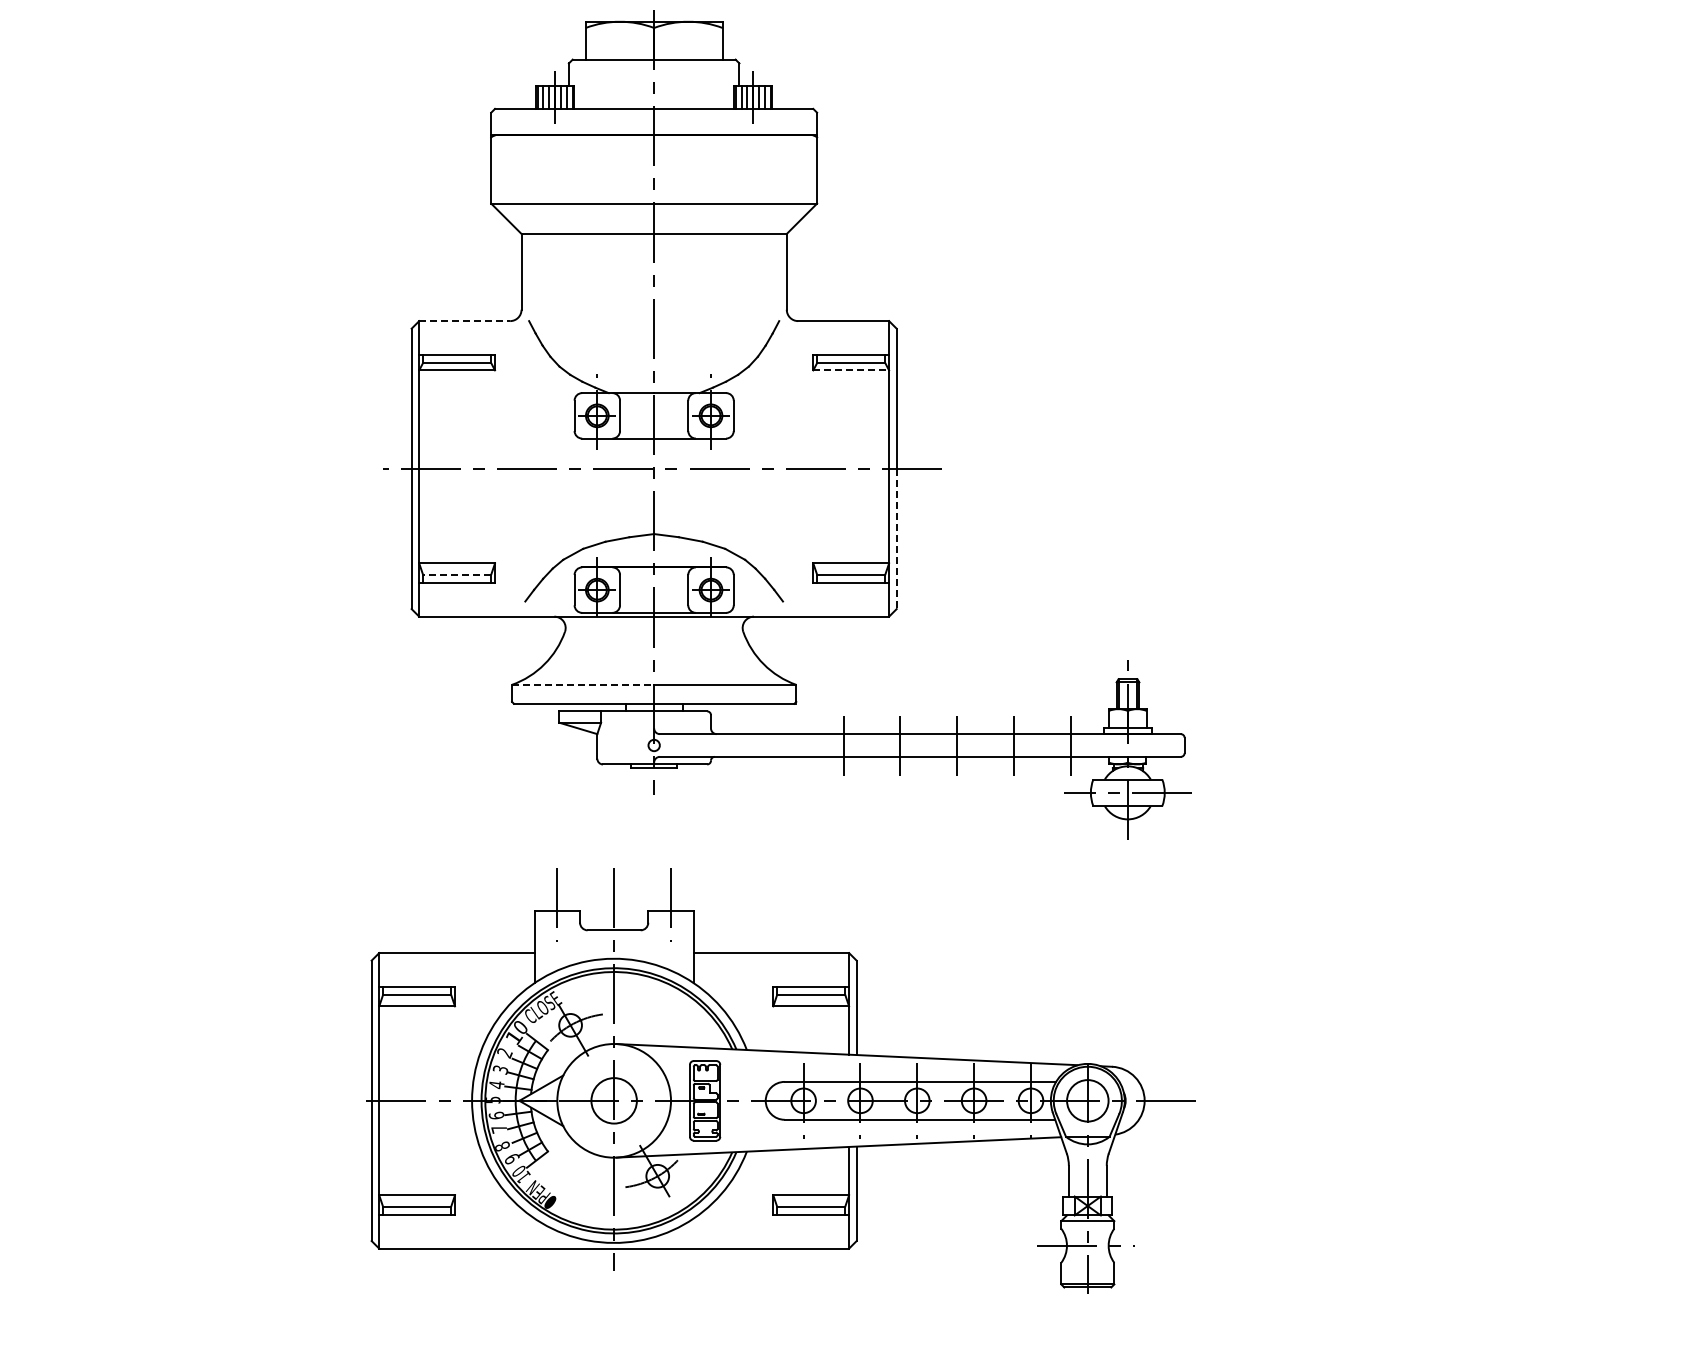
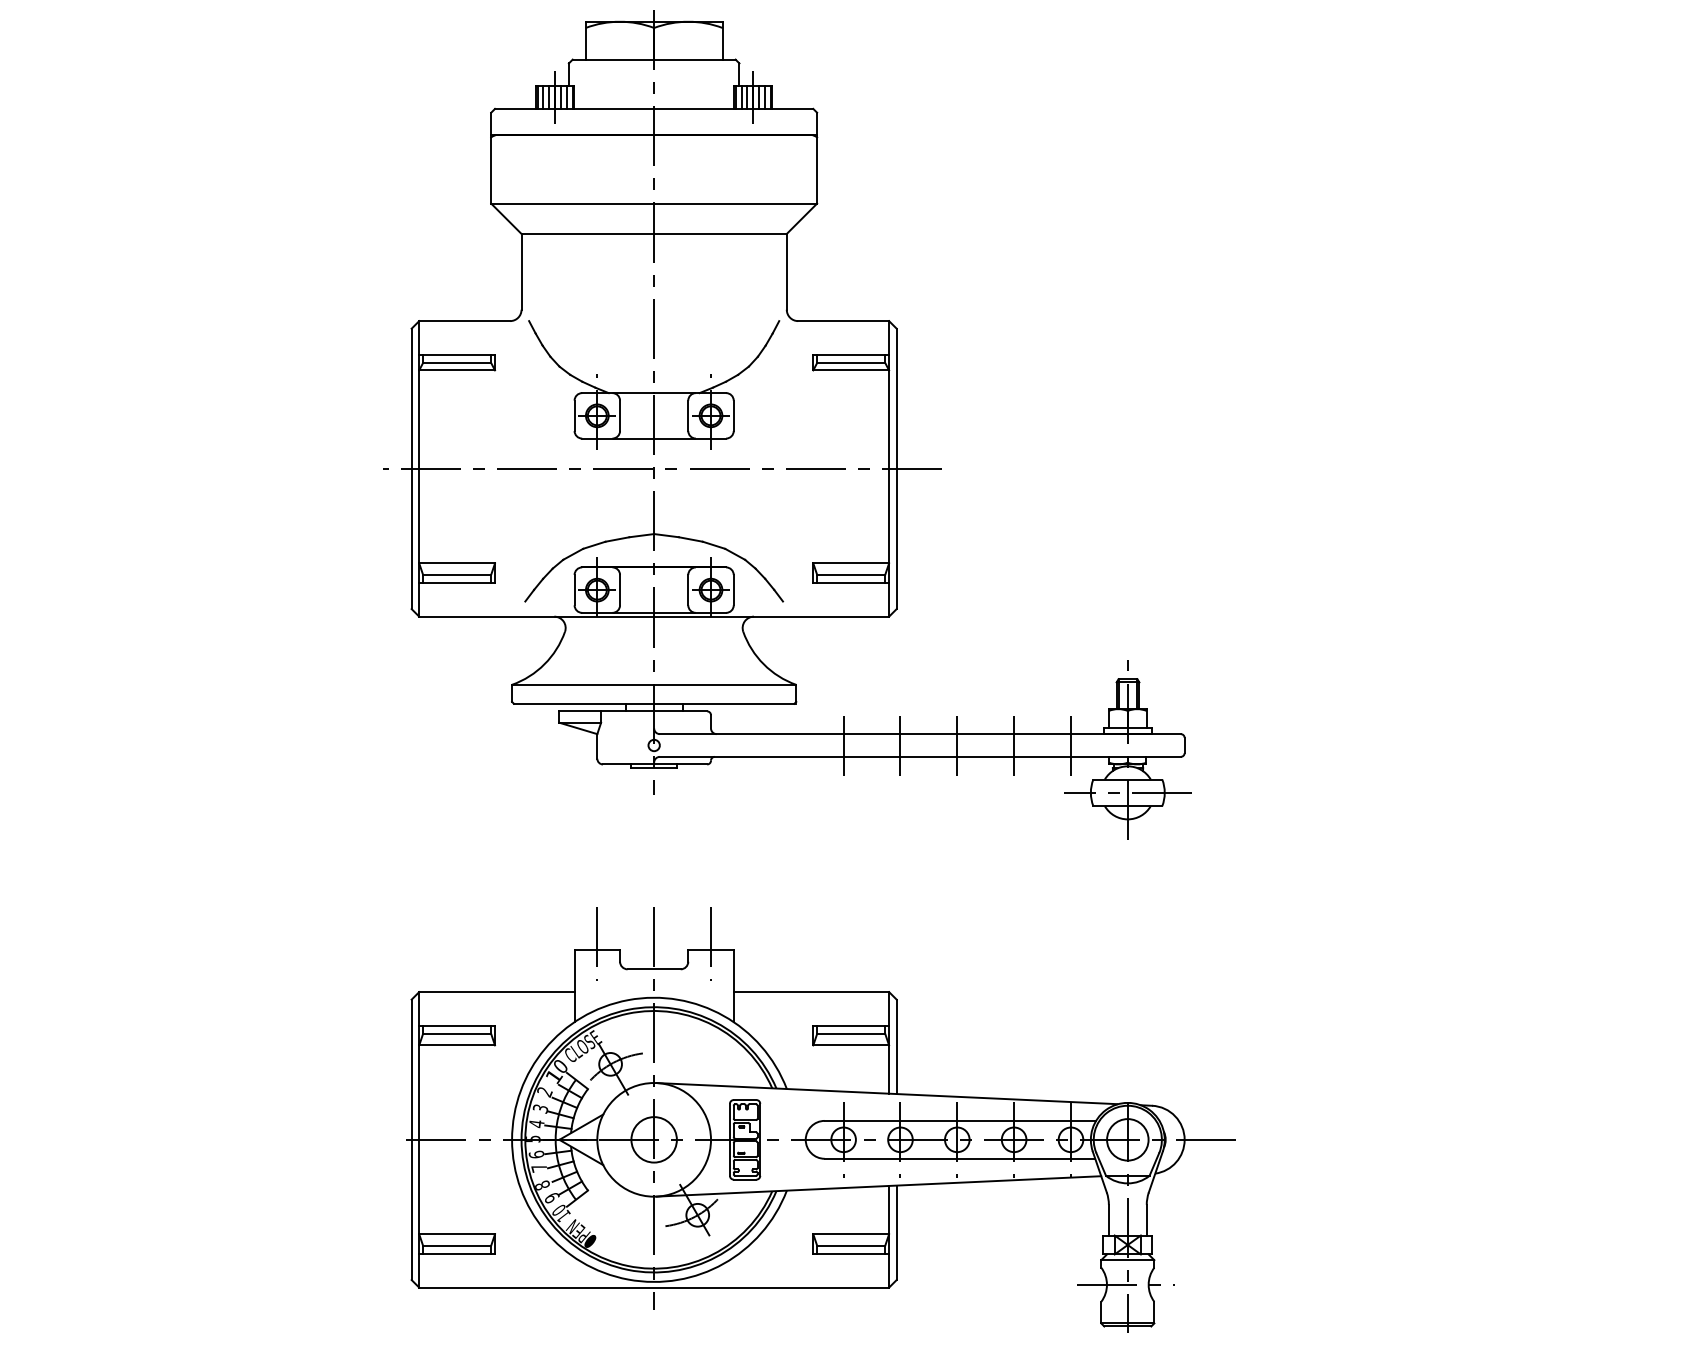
line: dashed -> solid (465, 321)
line: dashed -> solid (851, 370)
line: dashed -> solid (896, 539)
line: dashed -> solid (456, 574)
line: dashed -> solid (583, 684)
part position: (780, 1080) -> (820, 1119) (820, 1119)
